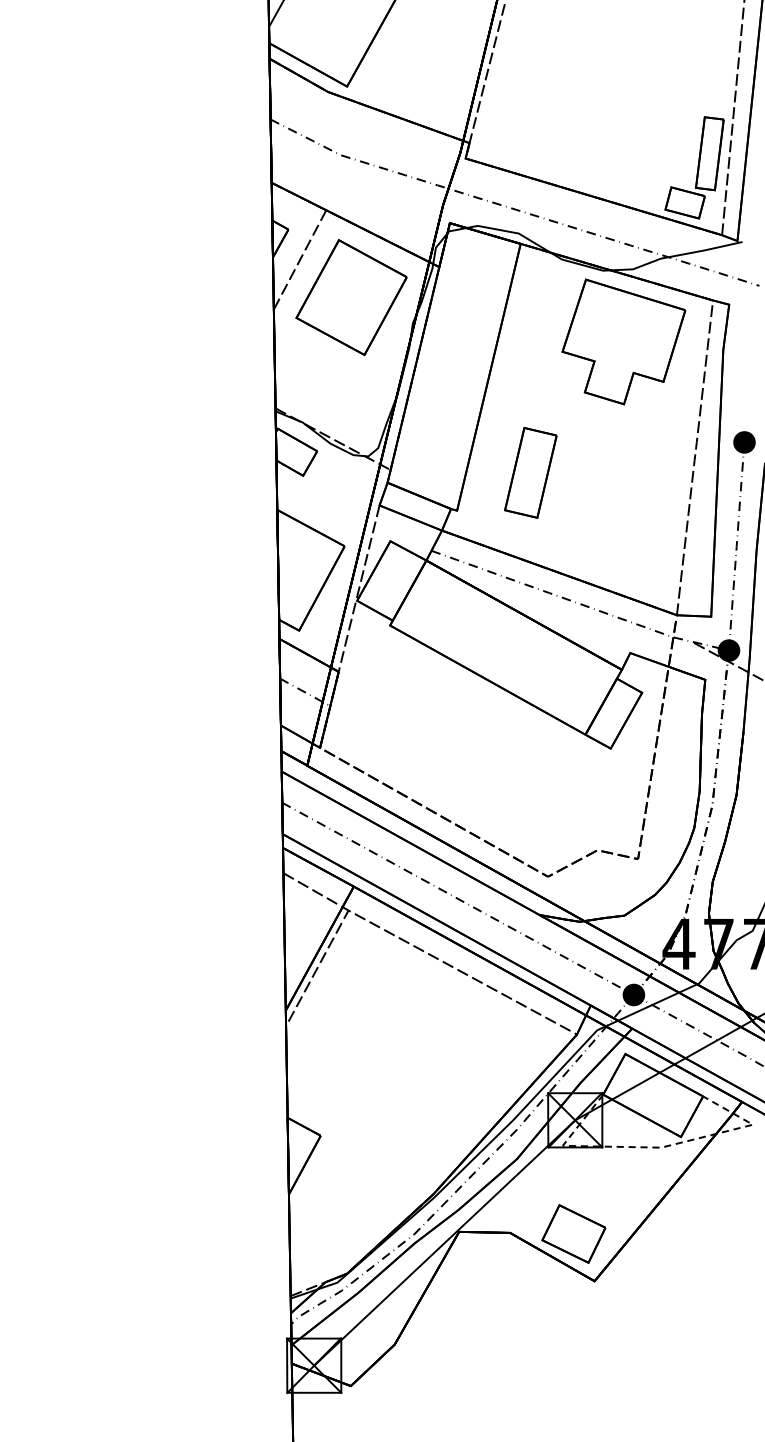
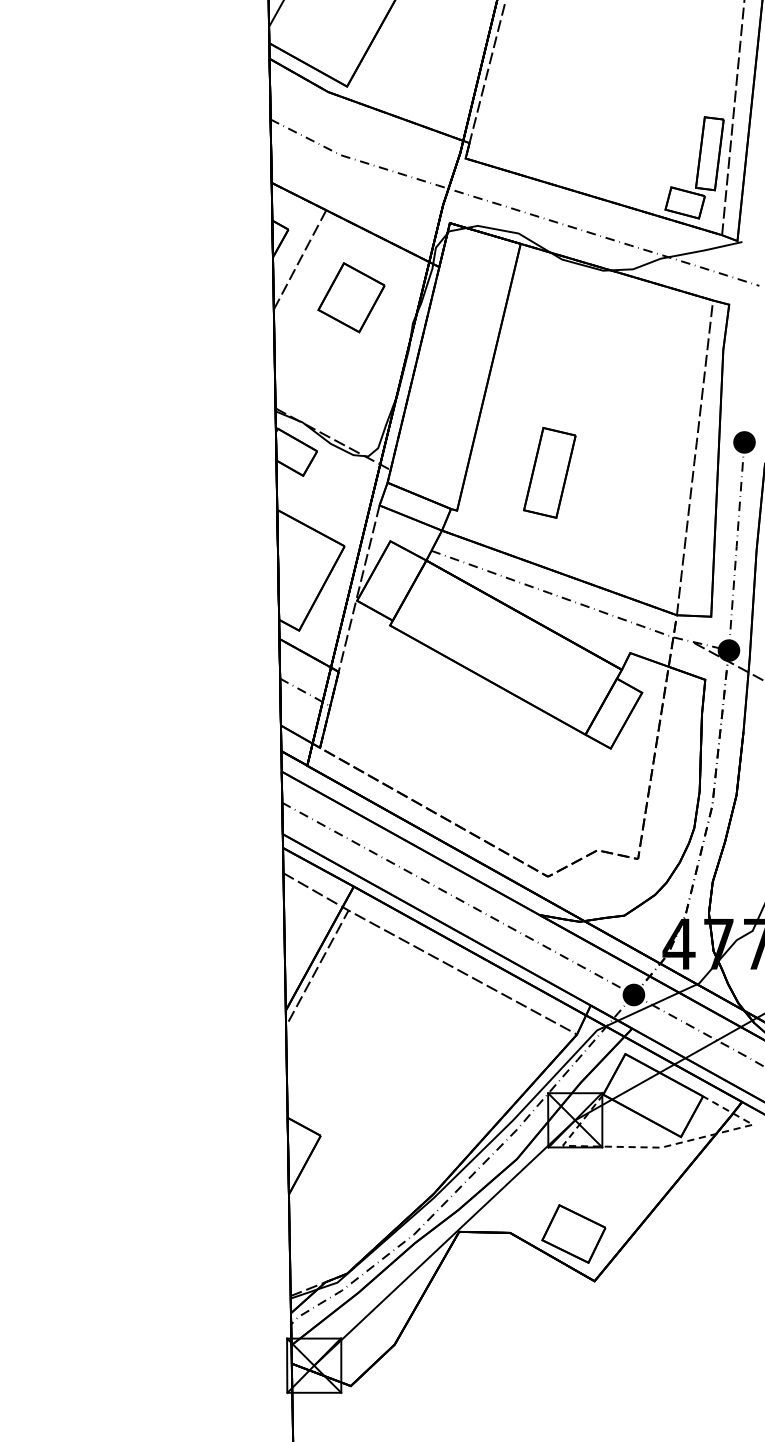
part size: 113x118 px -> 69x72 px (351, 297)
part: present -> none (623, 341)
part position: (530, 472) -> (549, 472) (549, 472)
